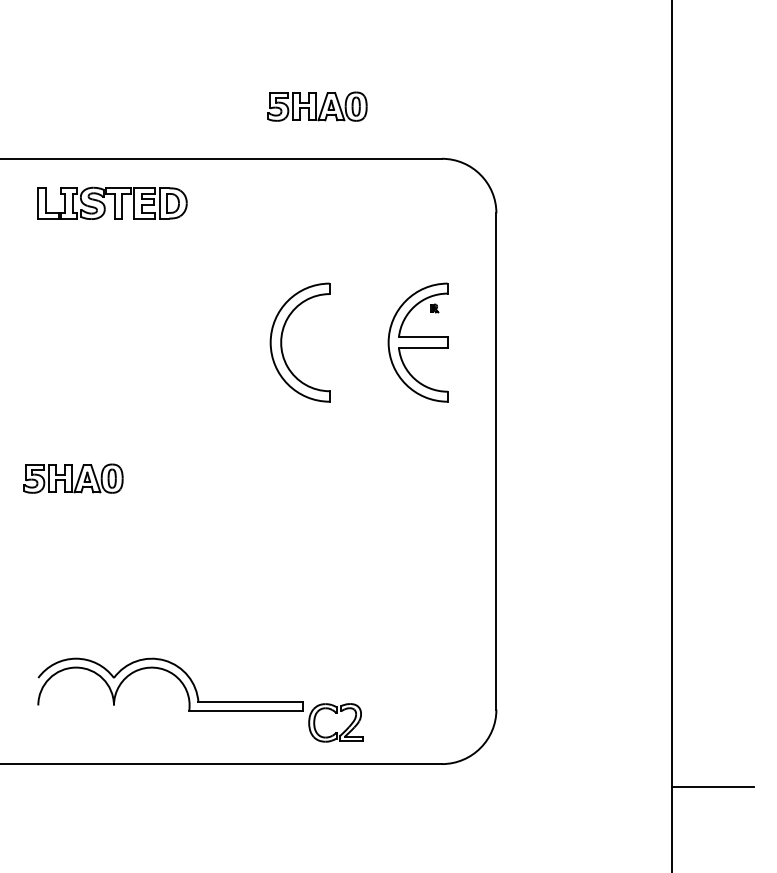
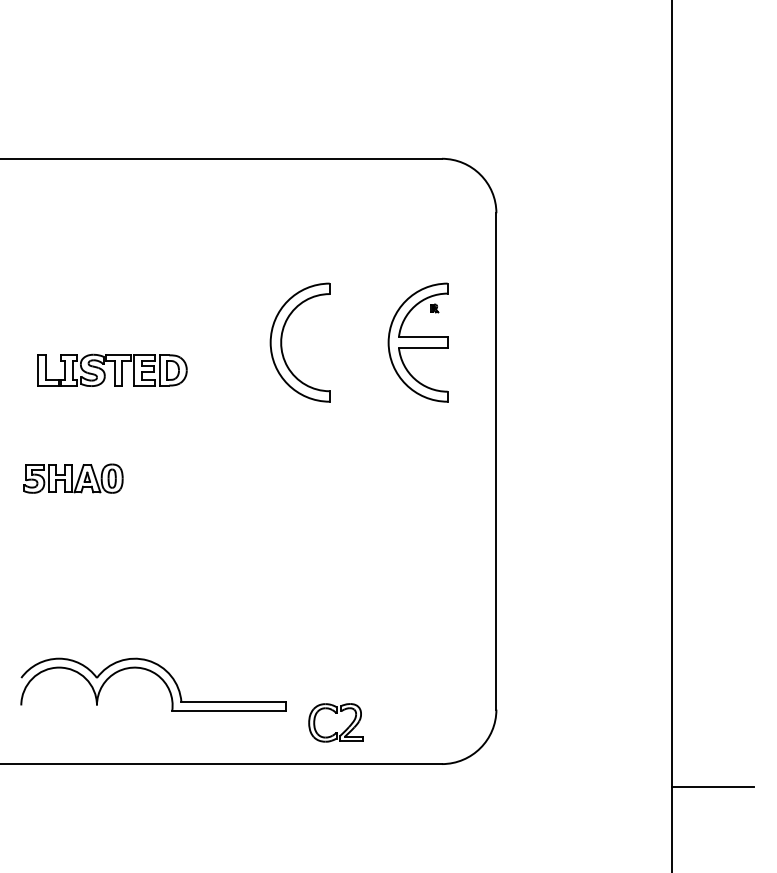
part: present -> none (317, 106)
part position: (112, 202) -> (112, 369) (112, 369)
part position: (176, 678) -> (159, 678) (159, 678)
